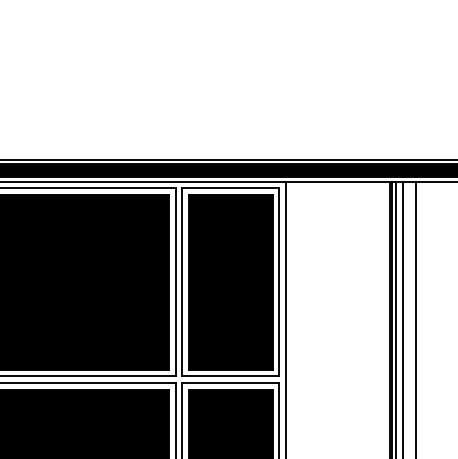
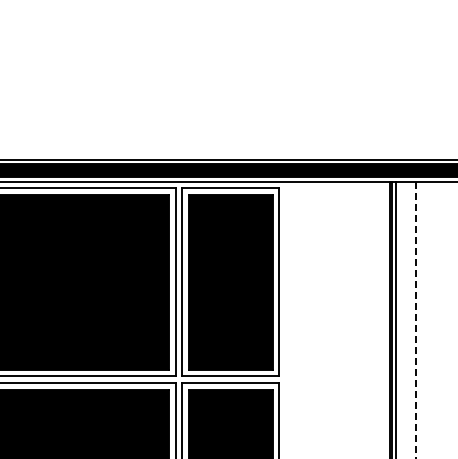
line: present -> none (286, 318)
line: present -> none (403, 318)
line: solid -> dashed (416, 320)
